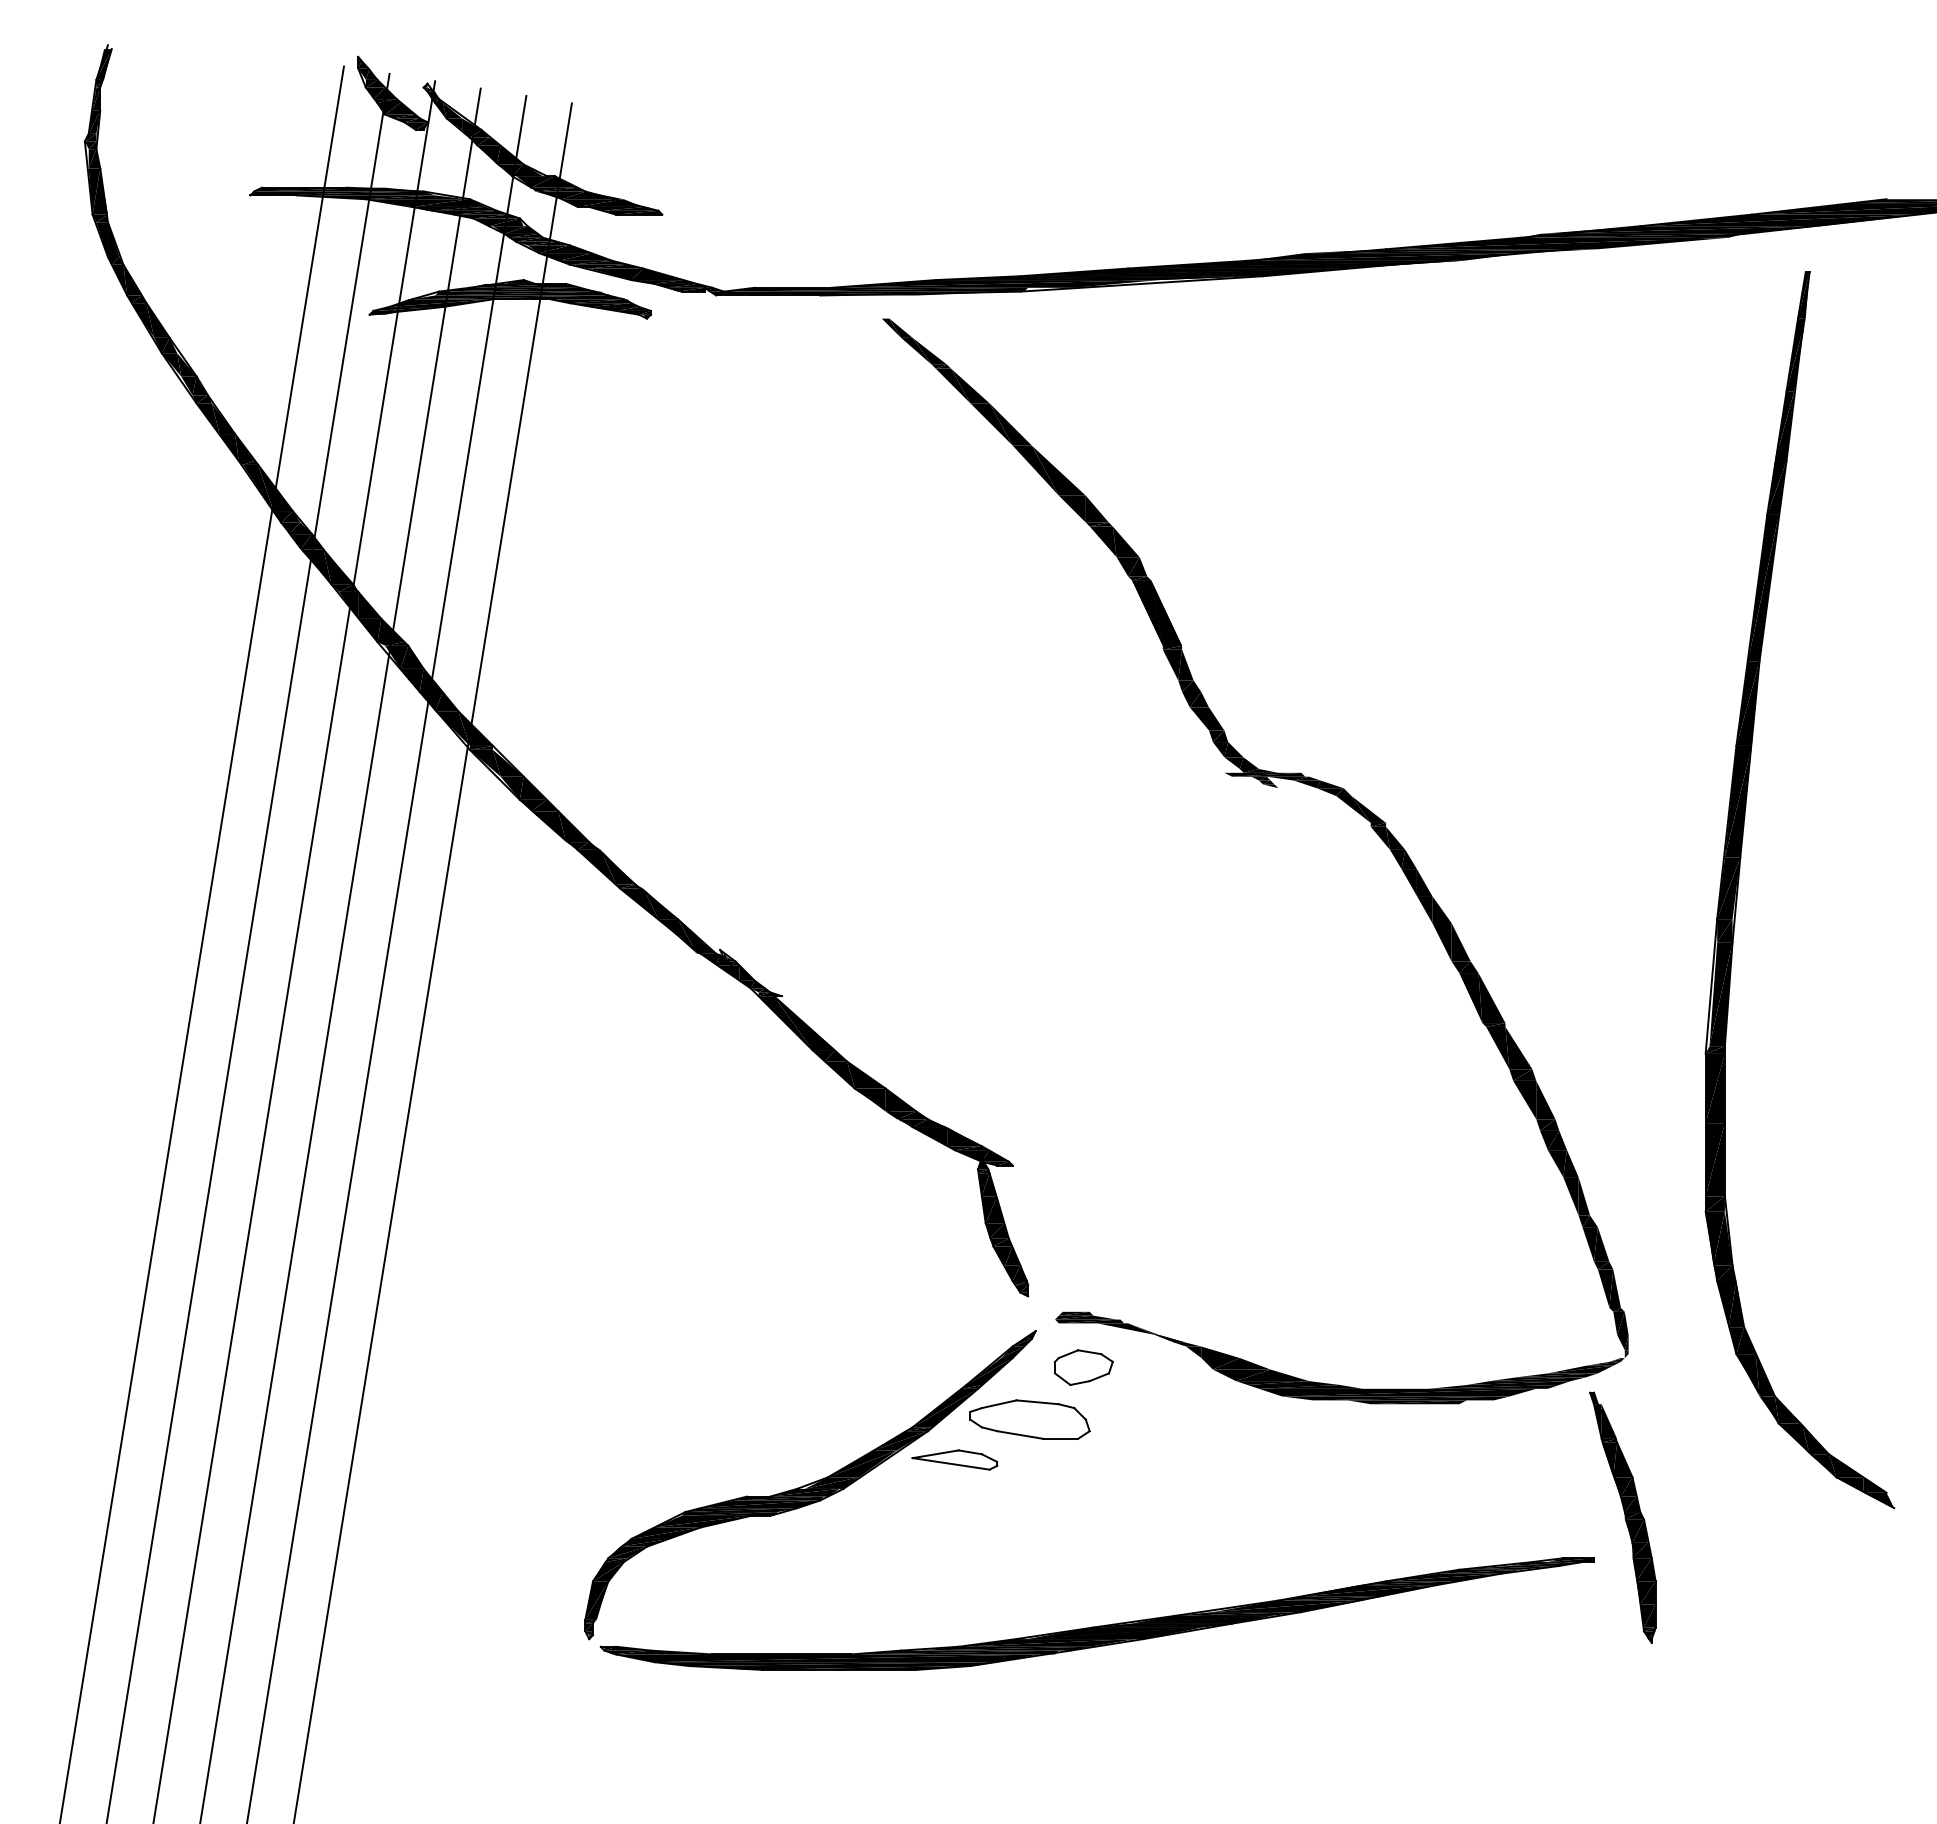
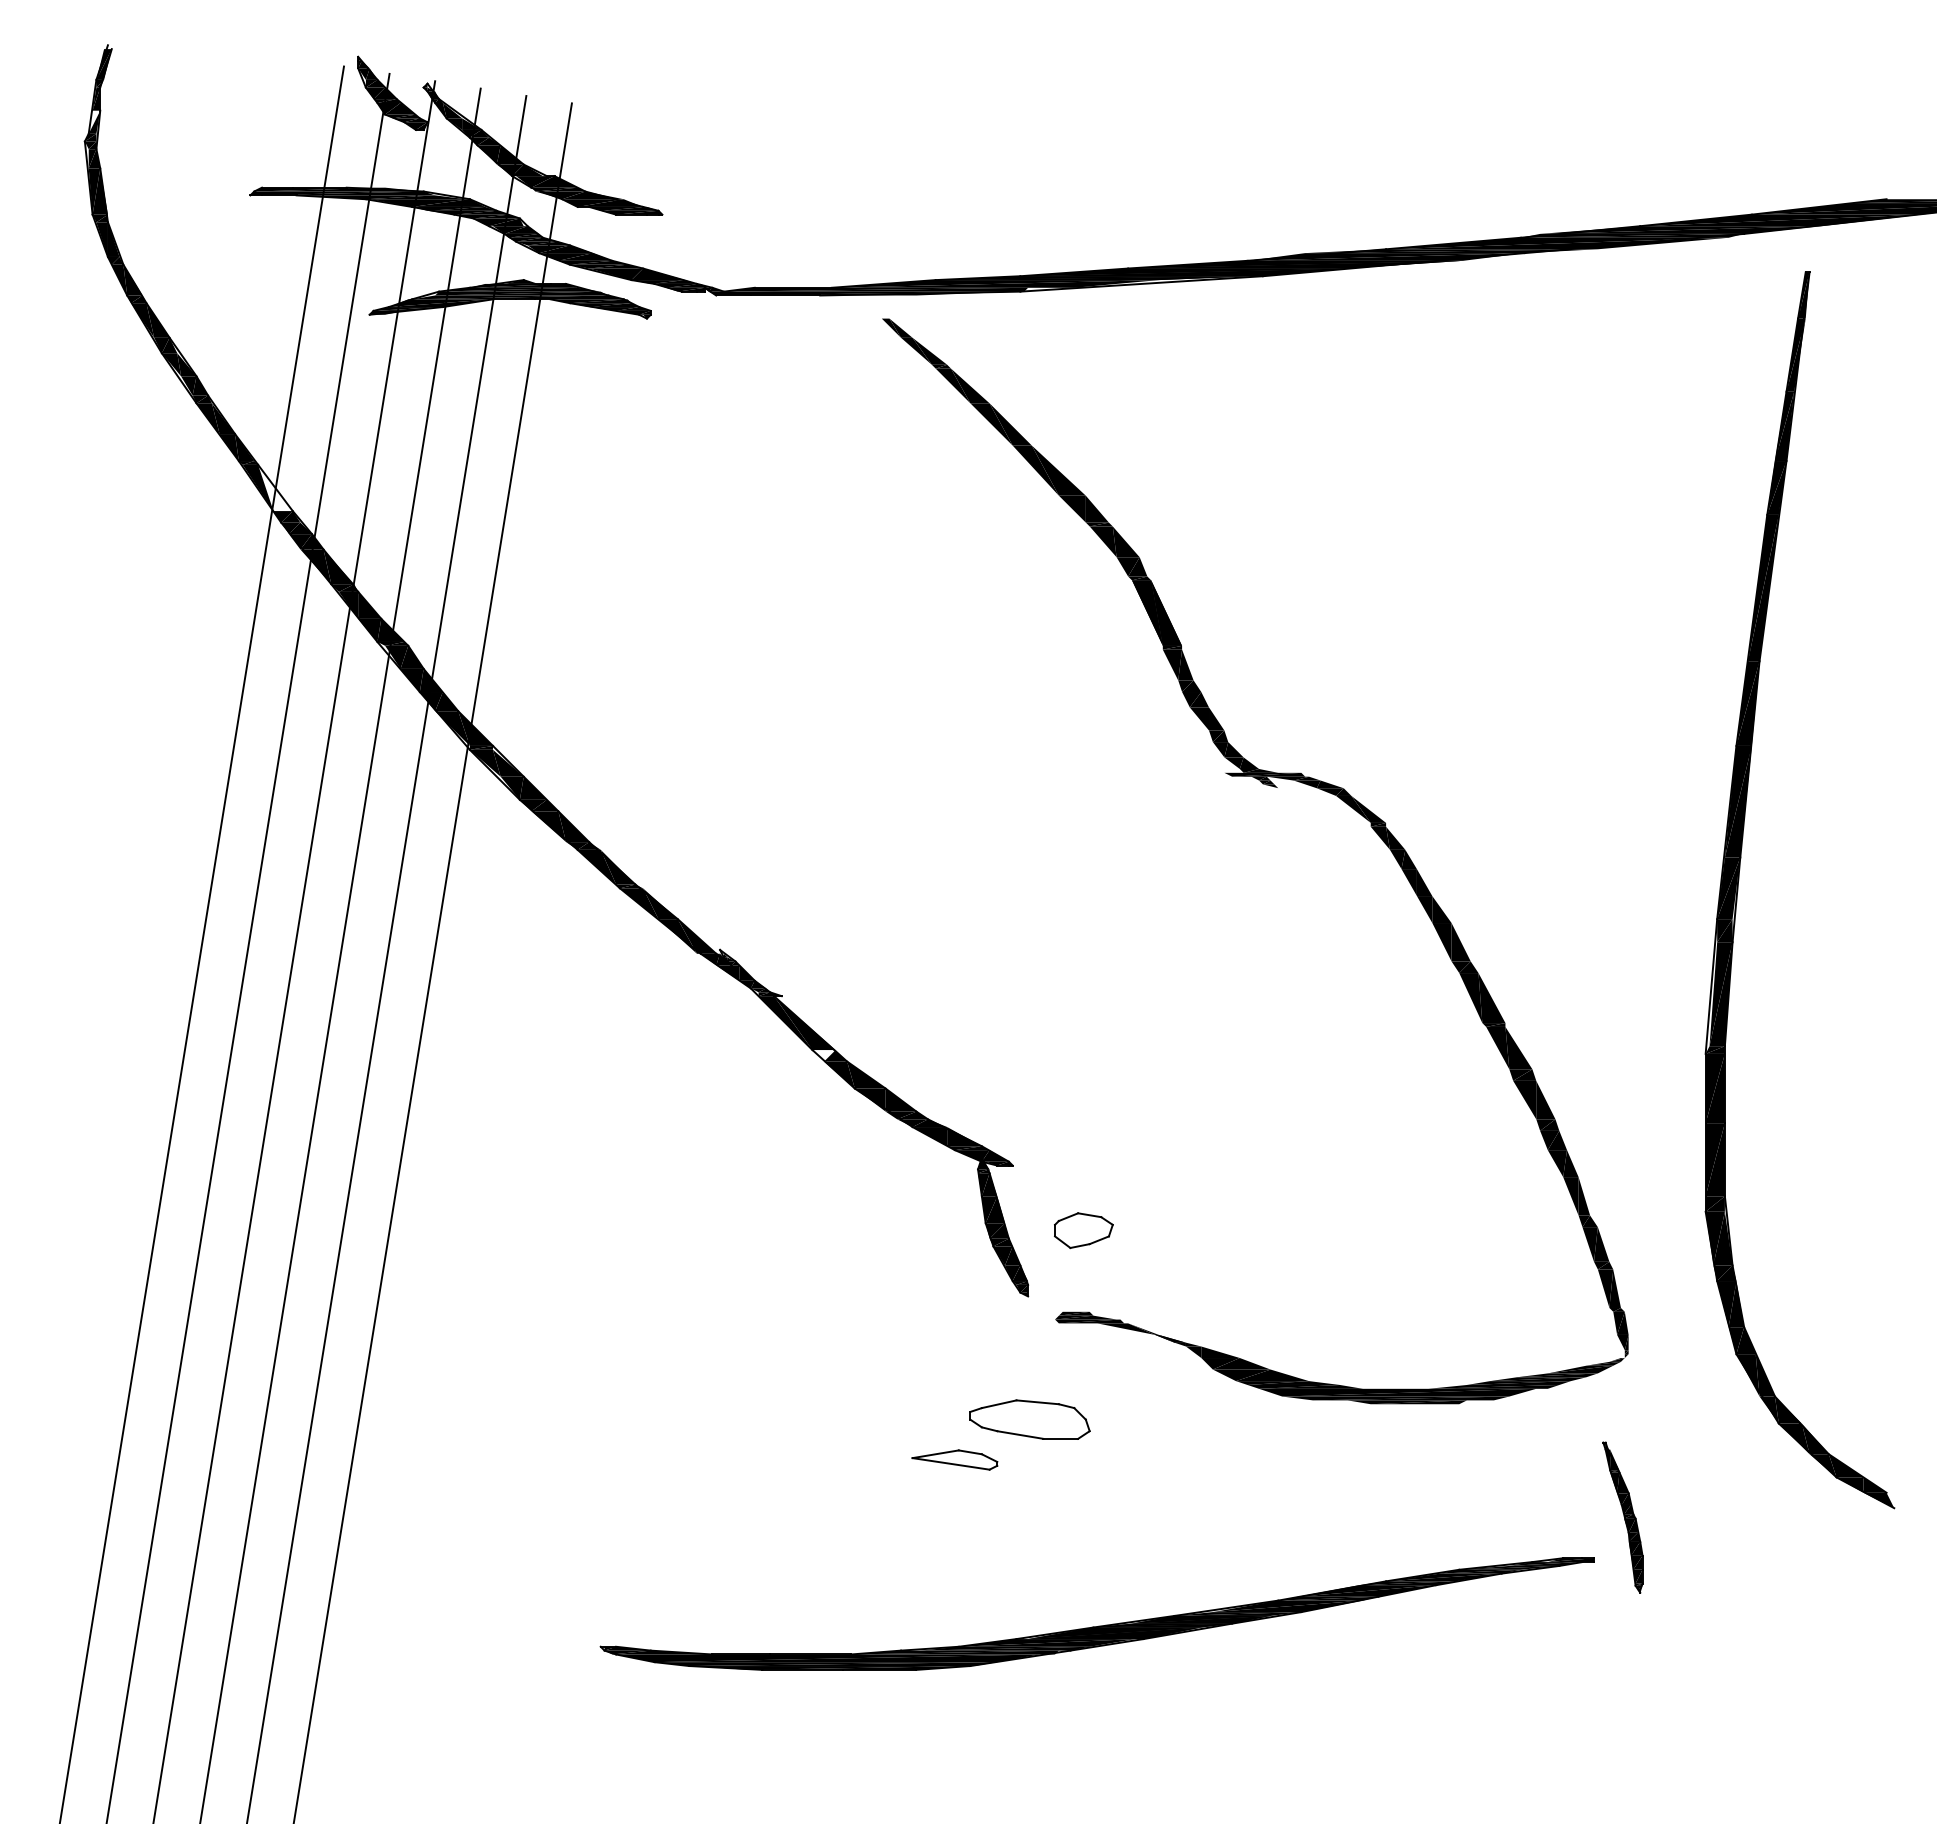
fill: present -> none (94, 121)
fill: present -> none (275, 487)
fill: present -> none (823, 1055)
part position: (1083, 1367) -> (1083, 1230) (1083, 1230)
part: present -> none (810, 1485)
part size: 68x253 px -> 42x153 px (1622, 1517)
